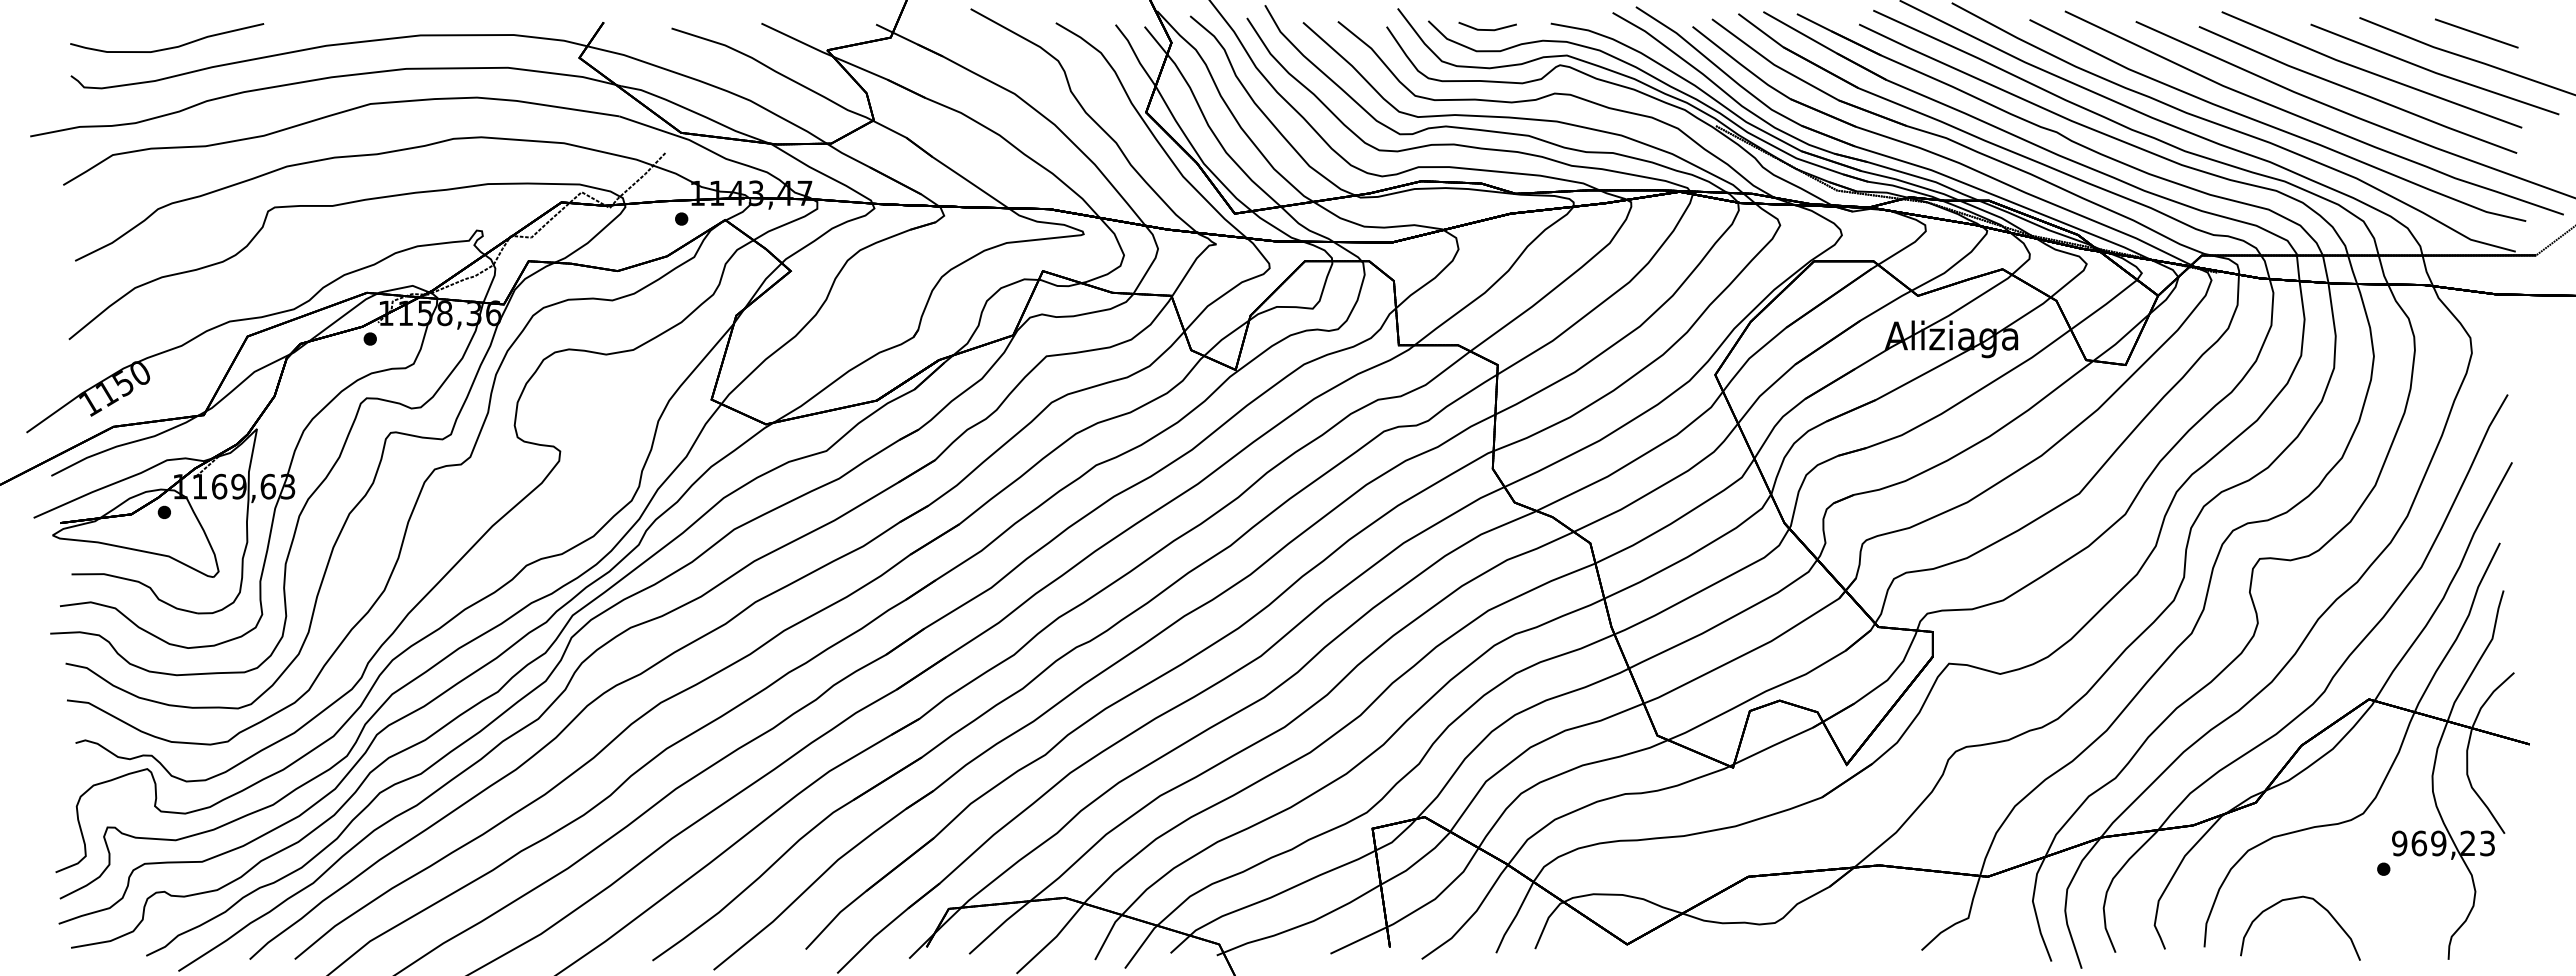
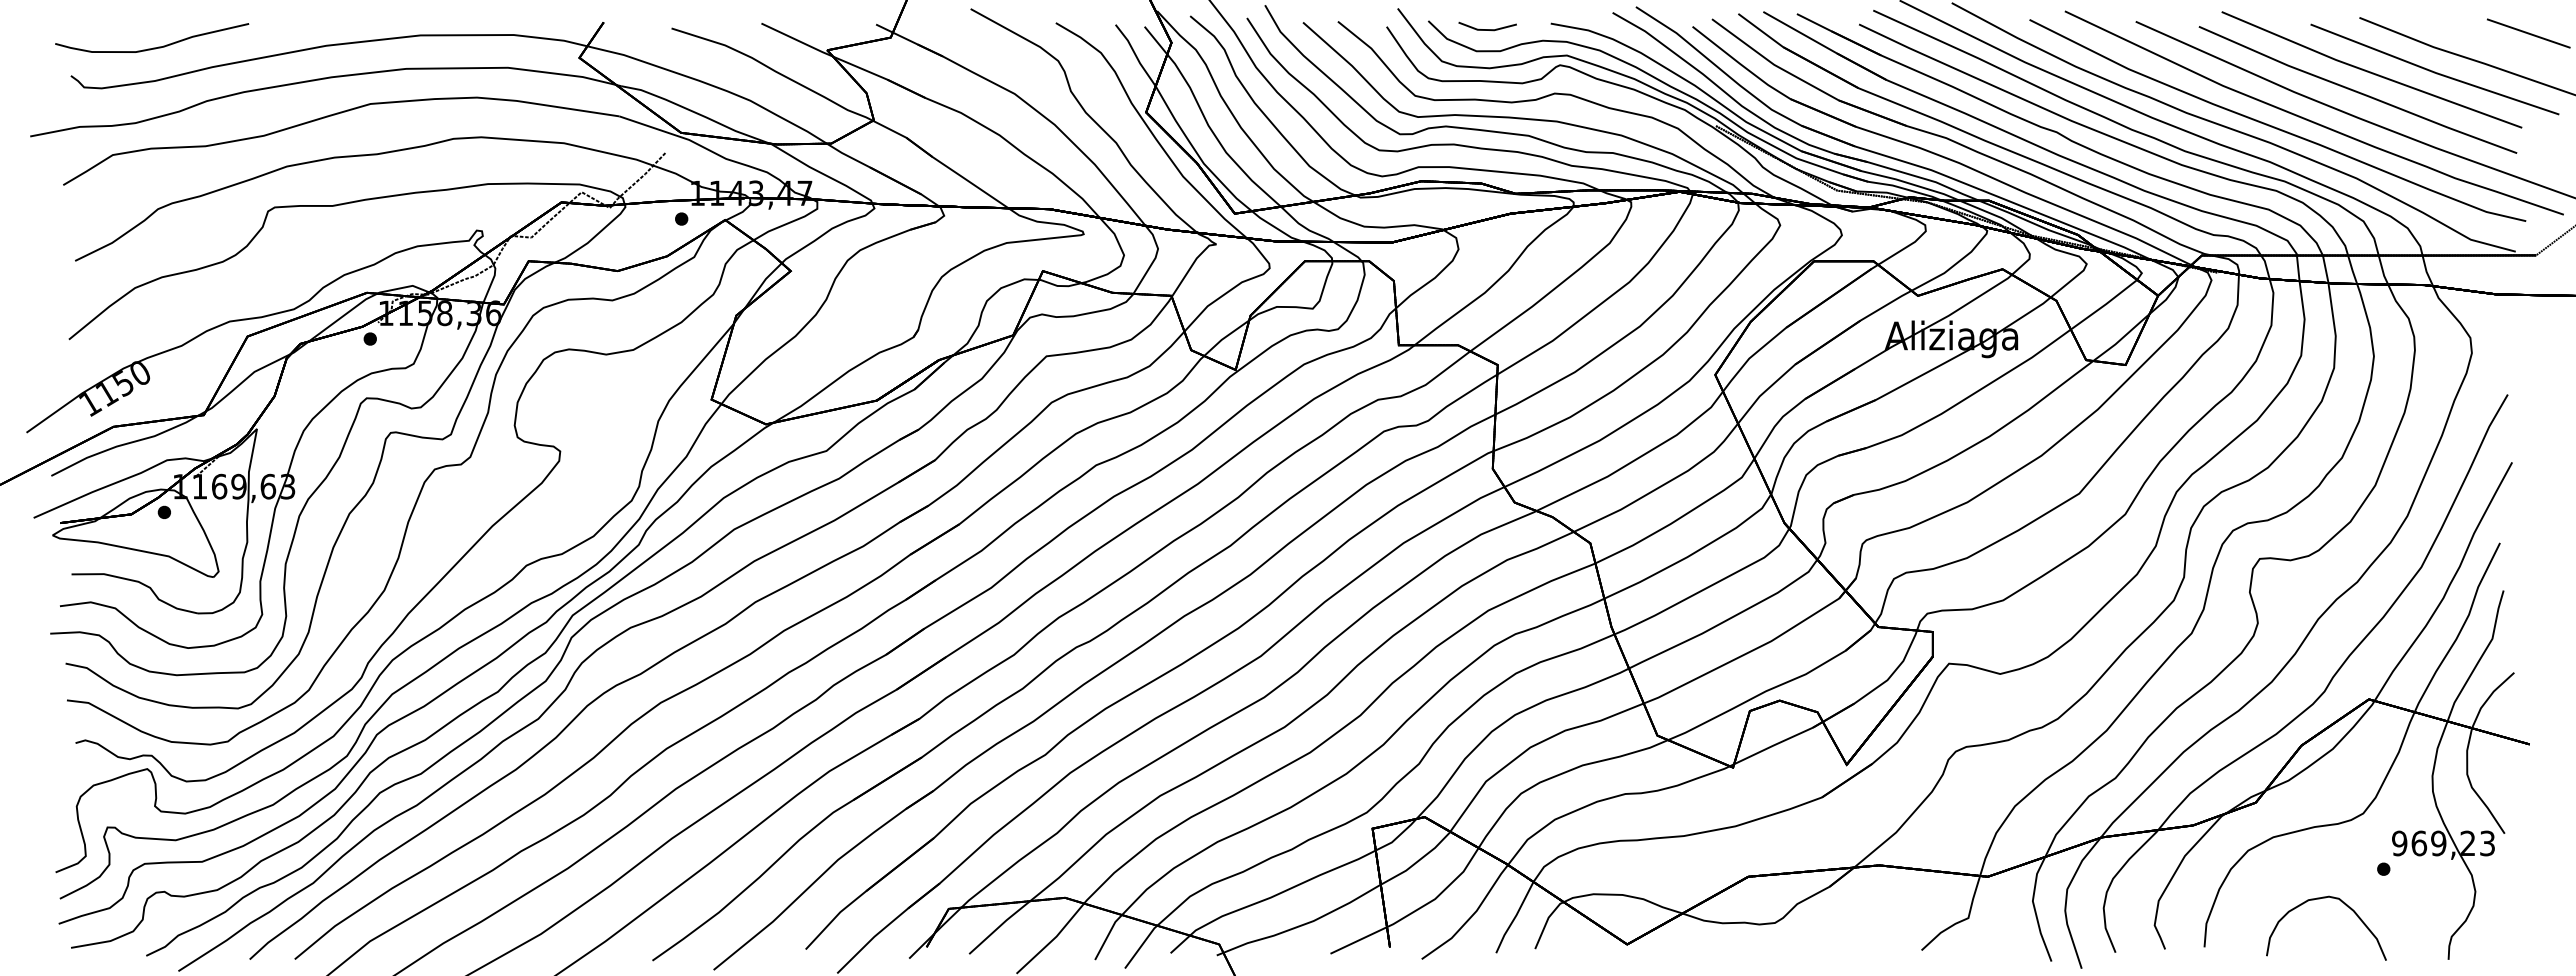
line position: (2476, 33) -> (2528, 33) (2528, 33)
curve position: (168, 47) -> (153, 47) (153, 47)
curve position: (2294, 899) -> (2320, 899) (2320, 899)
